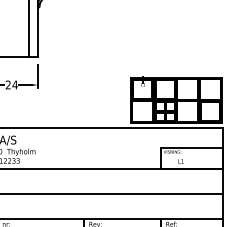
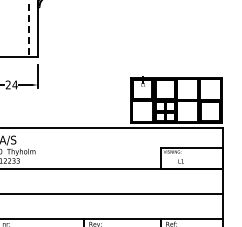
line: solid -> dashed (29, 28)
